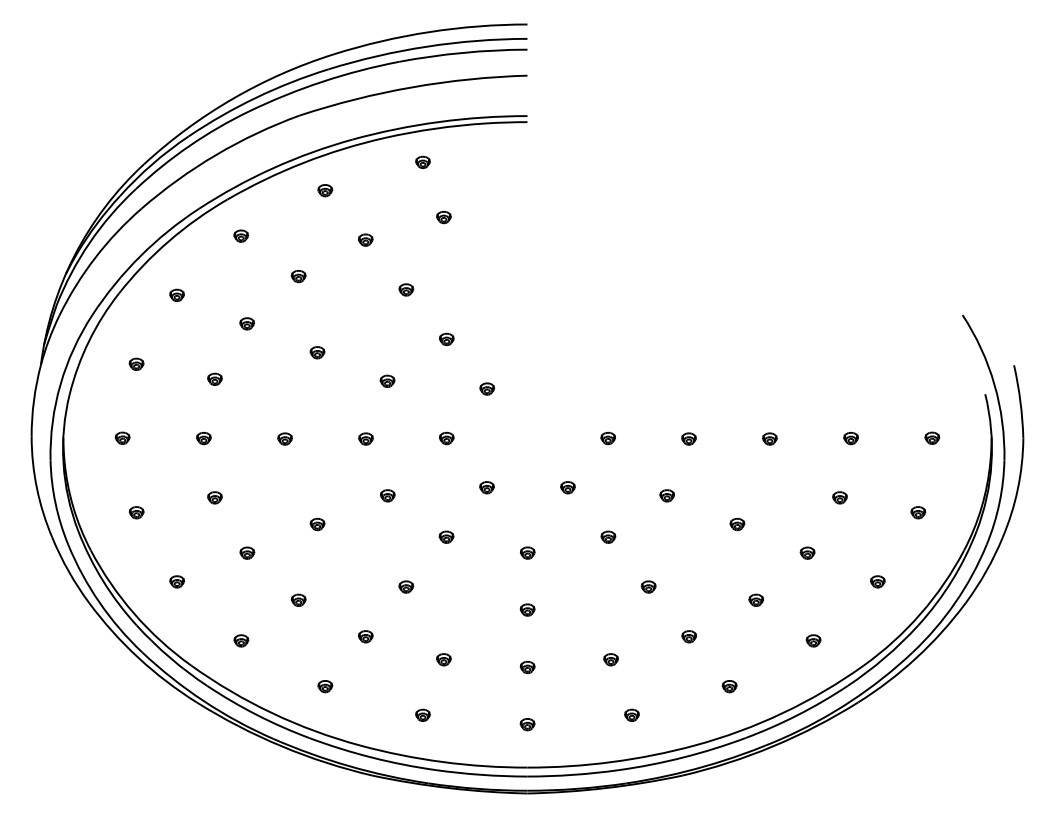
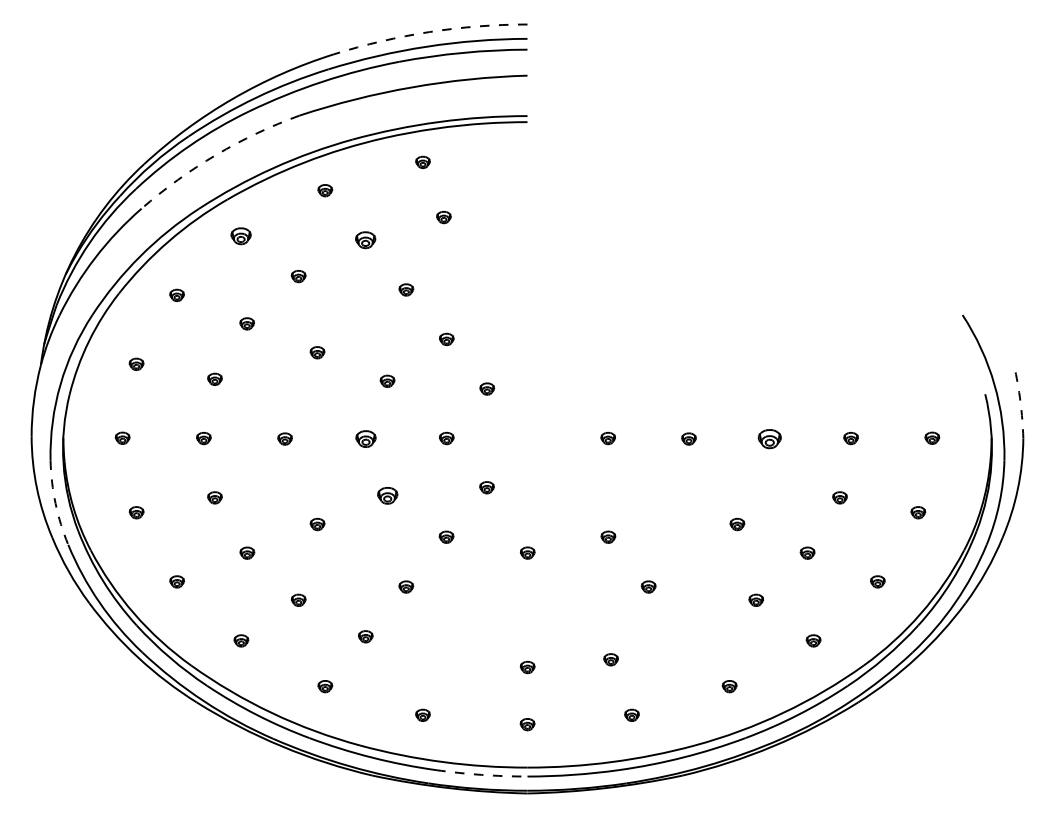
arc: solid -> dashed (429, 32)
arc: solid -> dashed (216, 154)
part size: 17x14 px -> 22x19 px (240, 236)
part size: 16x14 px -> 22x19 px (365, 240)
arc: solid -> dashed (1020, 401)
part size: 16x14 px -> 22x18 px (365, 438)
part size: 16x14 px -> 25x21 px (769, 439)
part: present -> none (567, 487)
part size: 16x14 px -> 22x18 px (387, 495)
part: present -> none (666, 495)
arc: solid -> dashed (55, 503)
part: present -> none (527, 609)
part: present -> none (688, 636)
part: present -> none (443, 659)
arc: solid -> dashed (481, 774)
